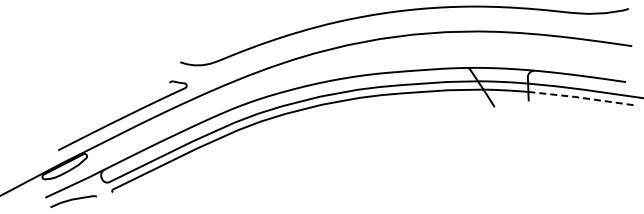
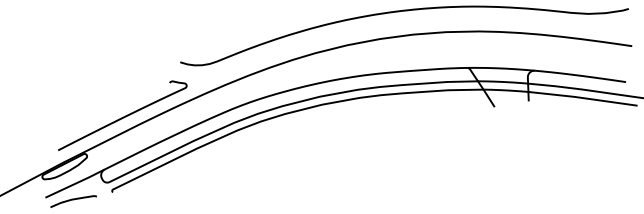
line: dashed -> solid (582, 98)
